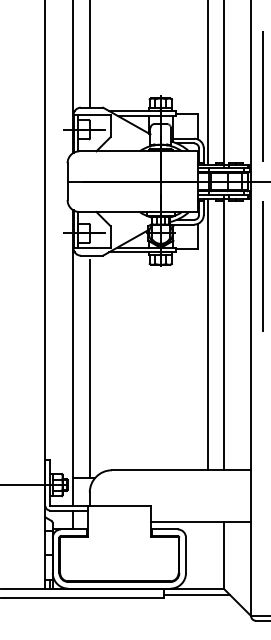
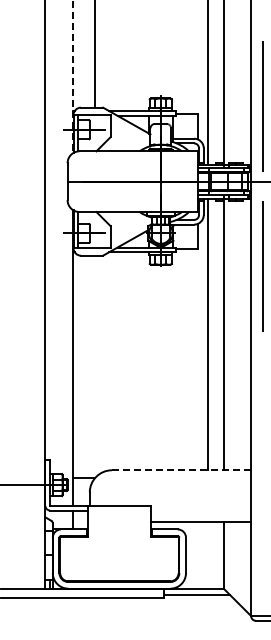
line position: (89, 54) -> (94, 54) (94, 54)
line: solid -> dashed (72, 77)
line position: (262, 96) -> (262, 106) (262, 106)
line: present -> none (89, 368)
line: solid -> dashed (181, 470)
